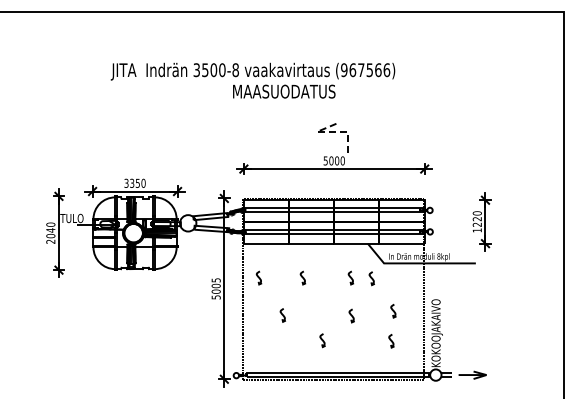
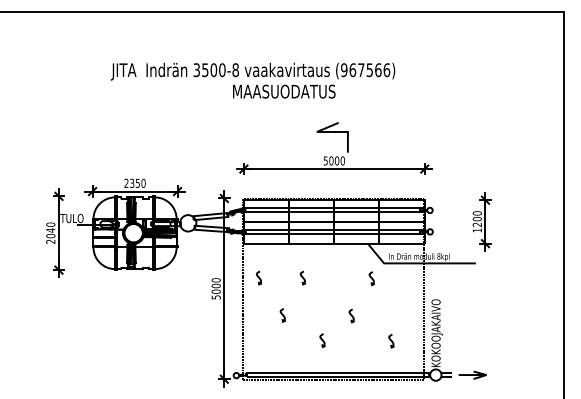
line: dashed -> solid (330, 132)
text: 3350 -> 2350 (126, 183)
text: 1220 -> 1200 (477, 218)
part: present -> none (350, 277)
text: 5005 -> 5000 (215, 280)
part: present -> none (393, 311)
